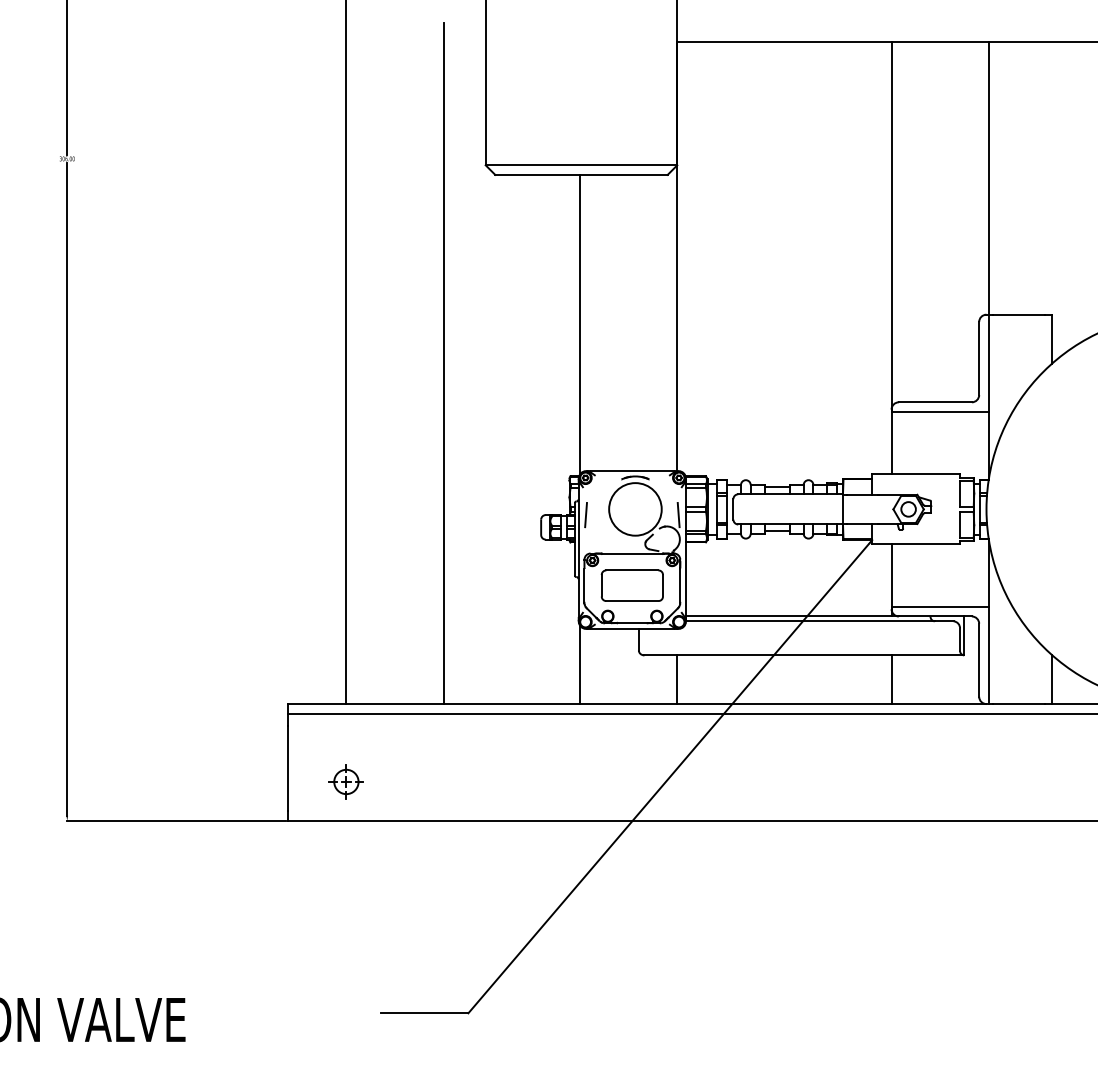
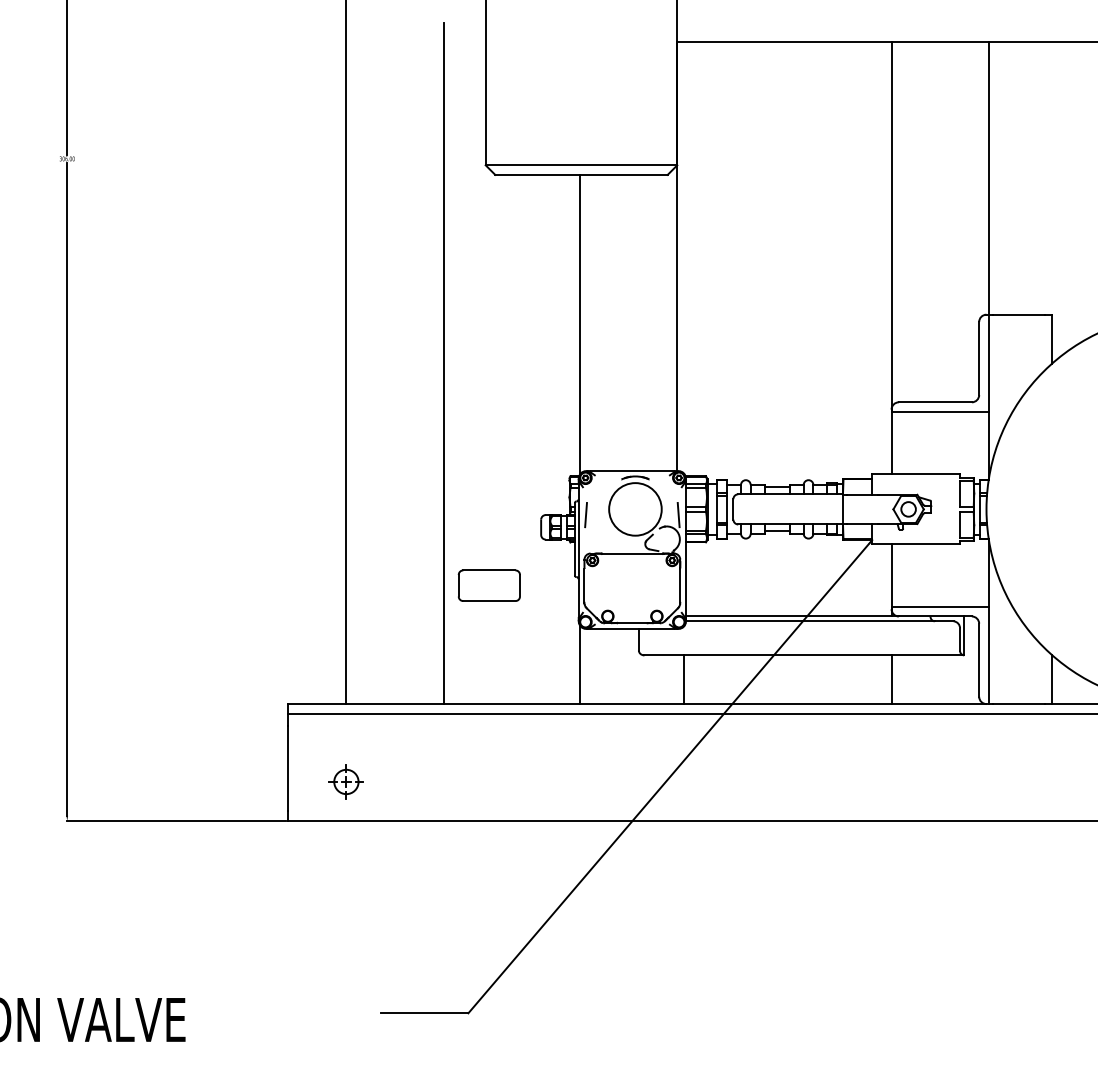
part position: (631, 585) -> (488, 585) (488, 585)
line position: (677, 679) -> (684, 679) (684, 679)
